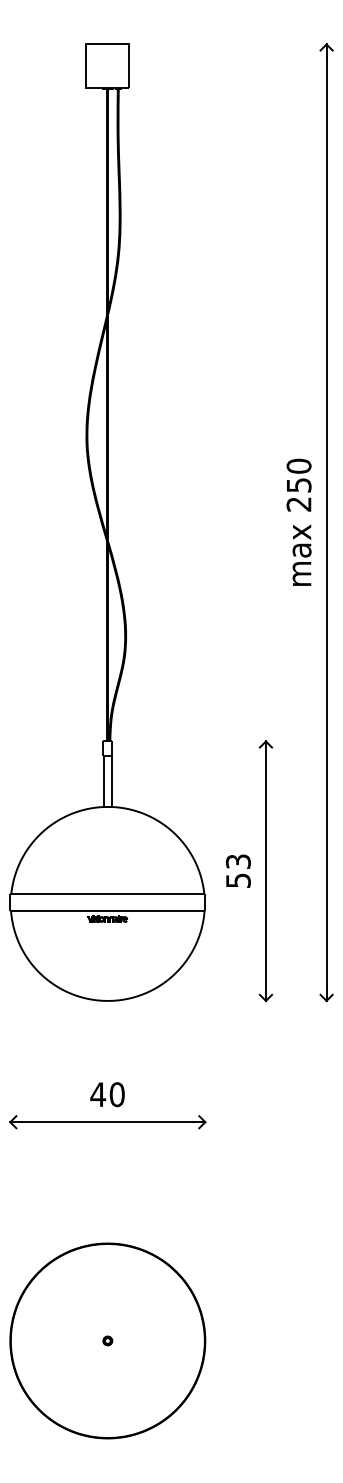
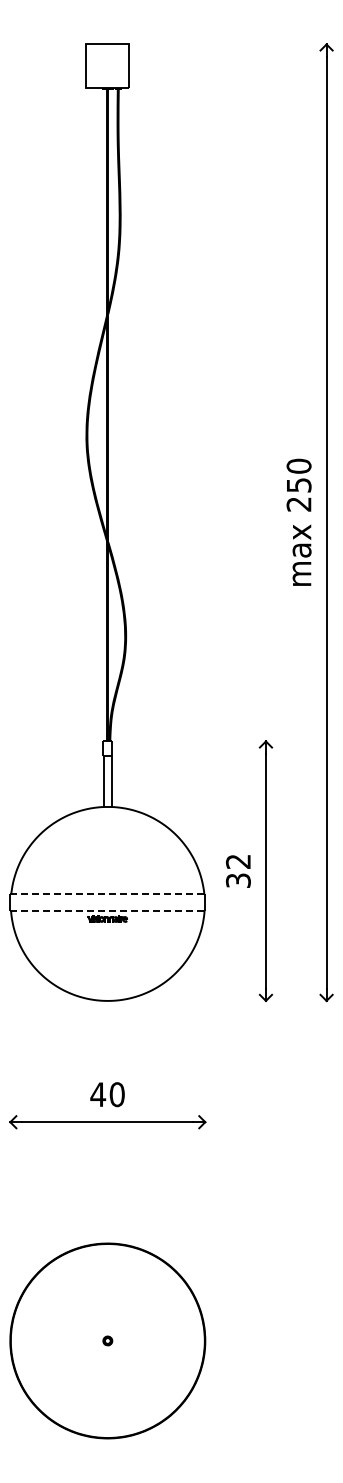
text: 53 -> 32 (237, 870)
line: solid -> dashed (107, 894)
line: solid -> dashed (107, 910)
